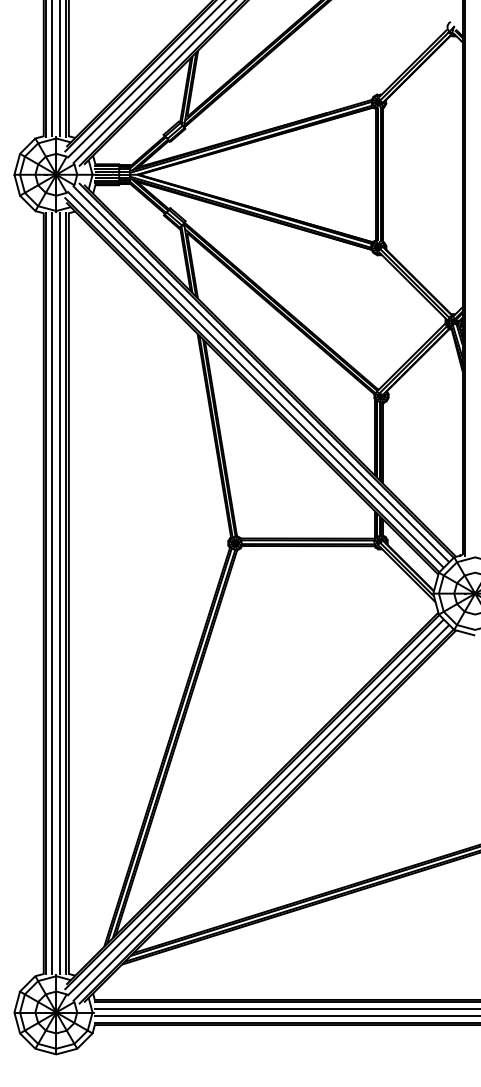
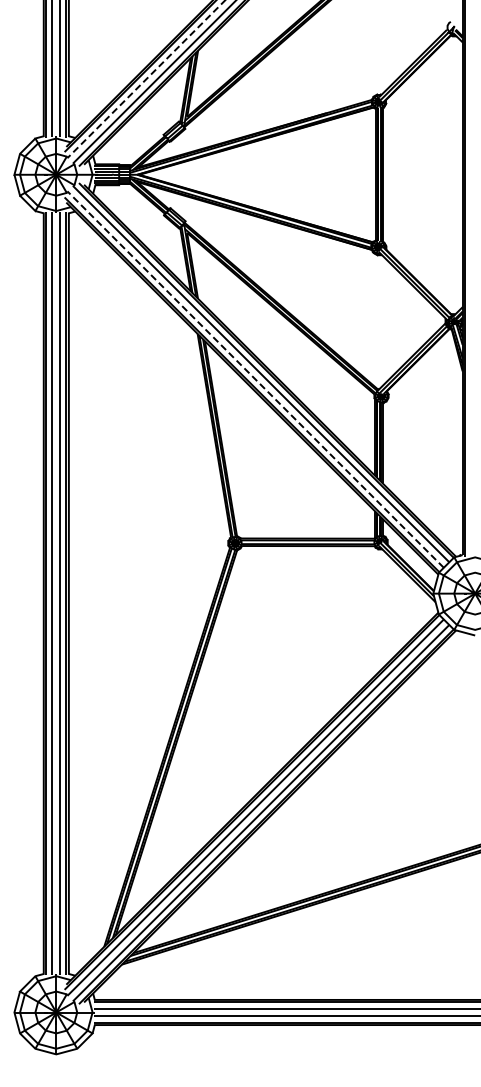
line: solid -> dashed (146, 79)
line: solid -> dashed (255, 379)
